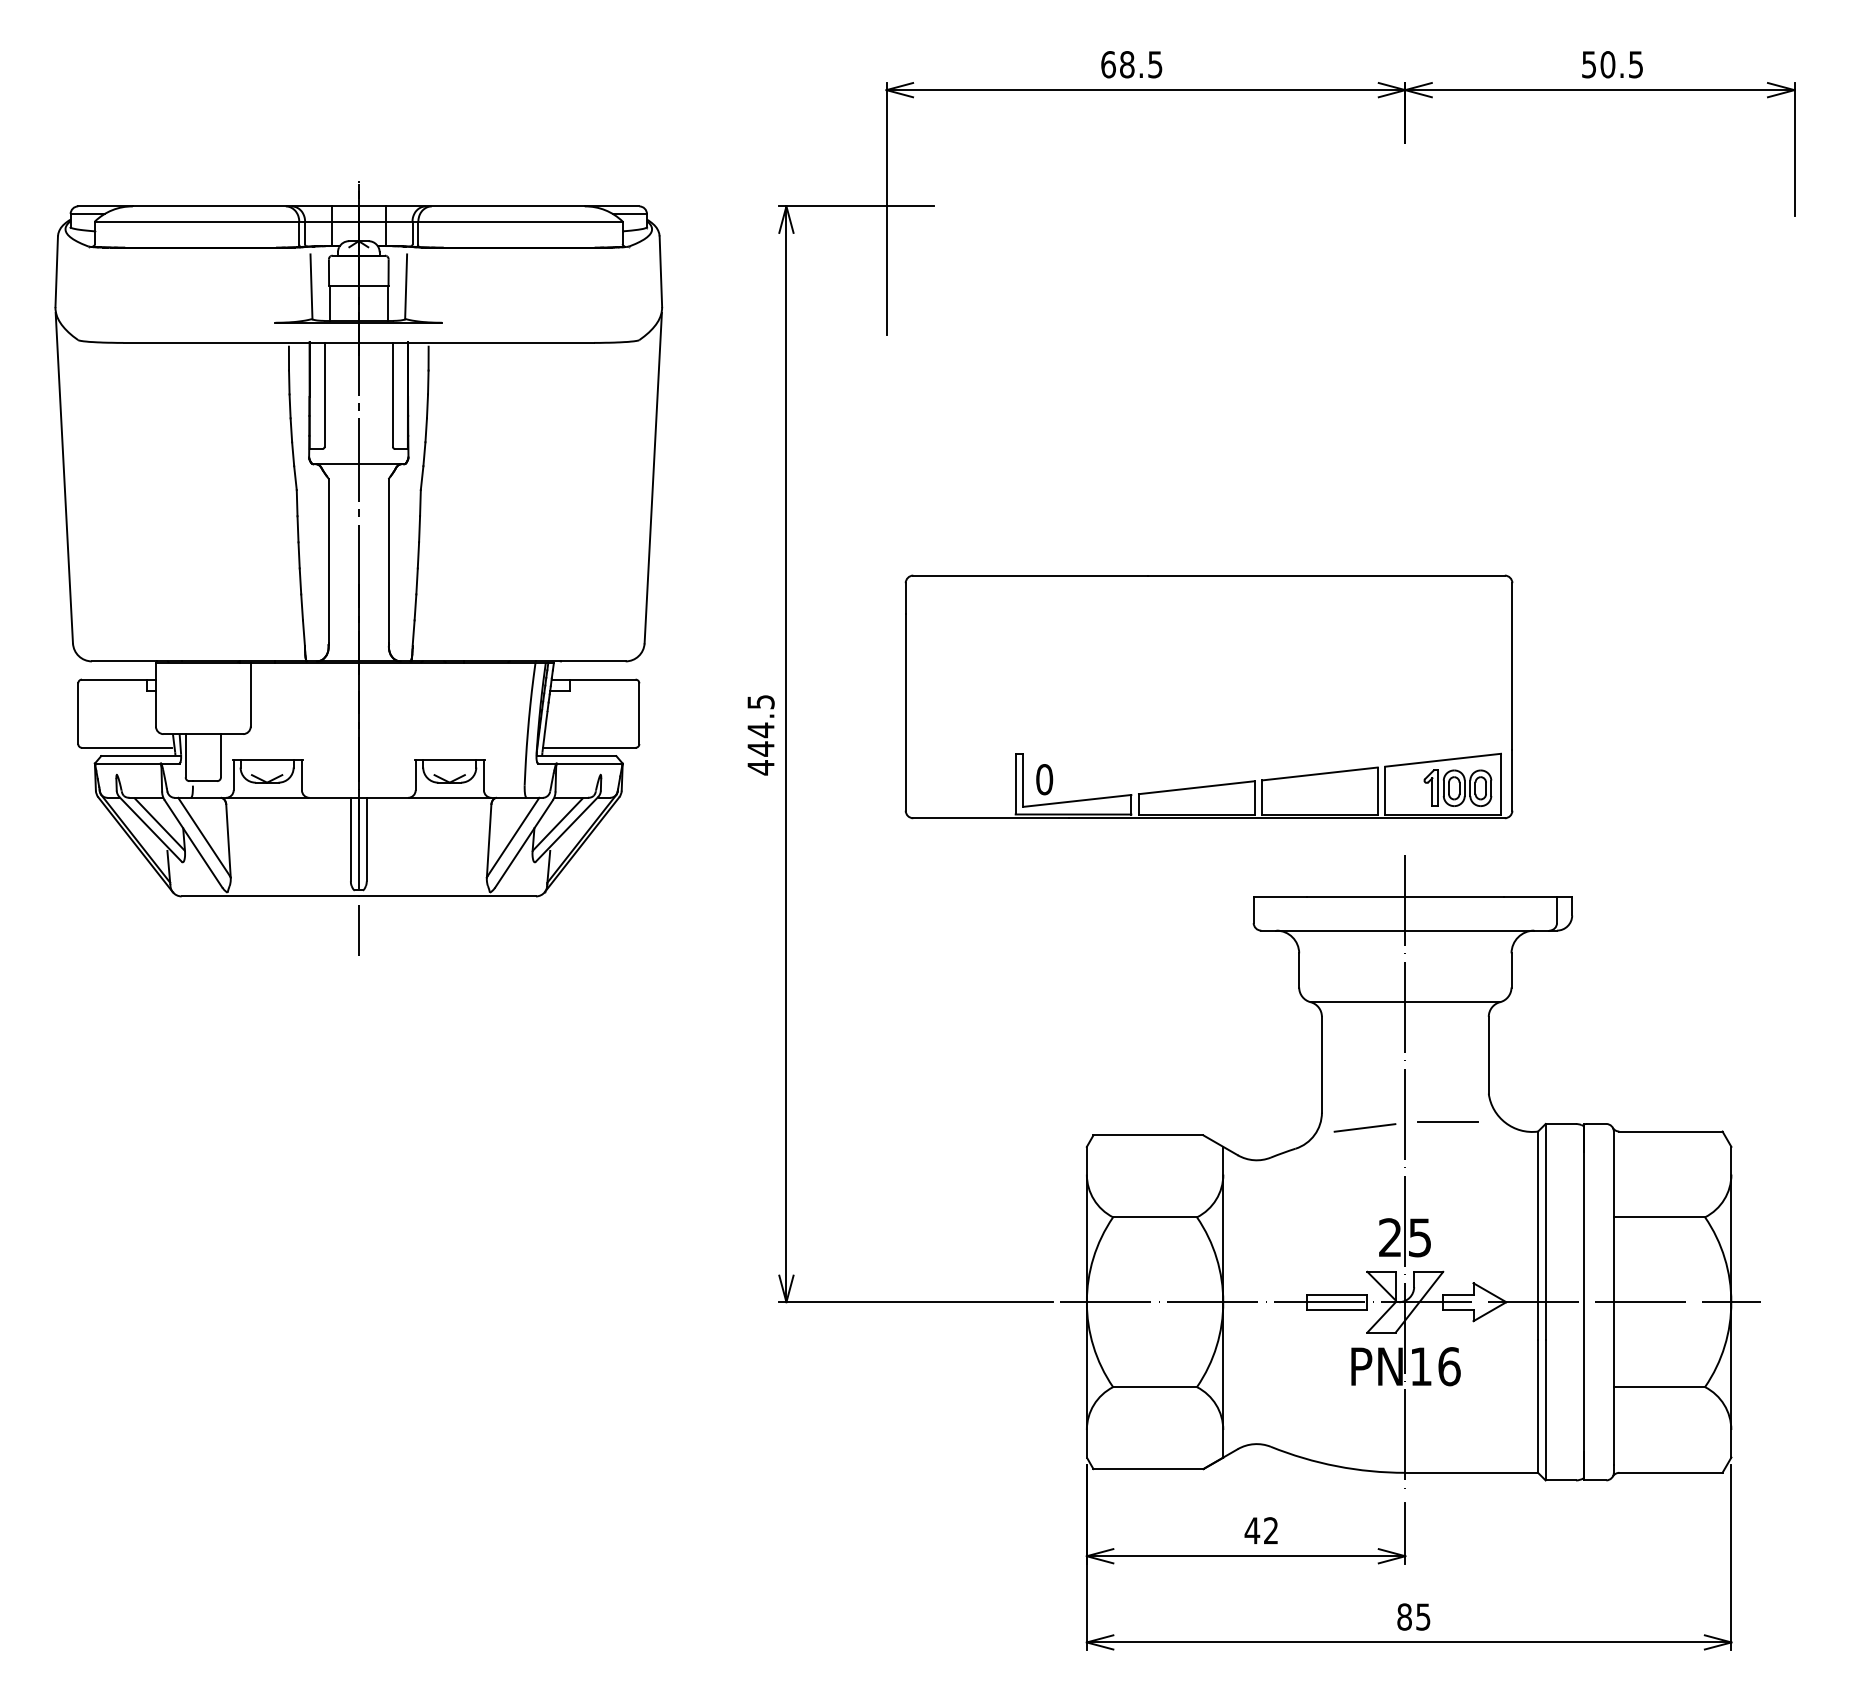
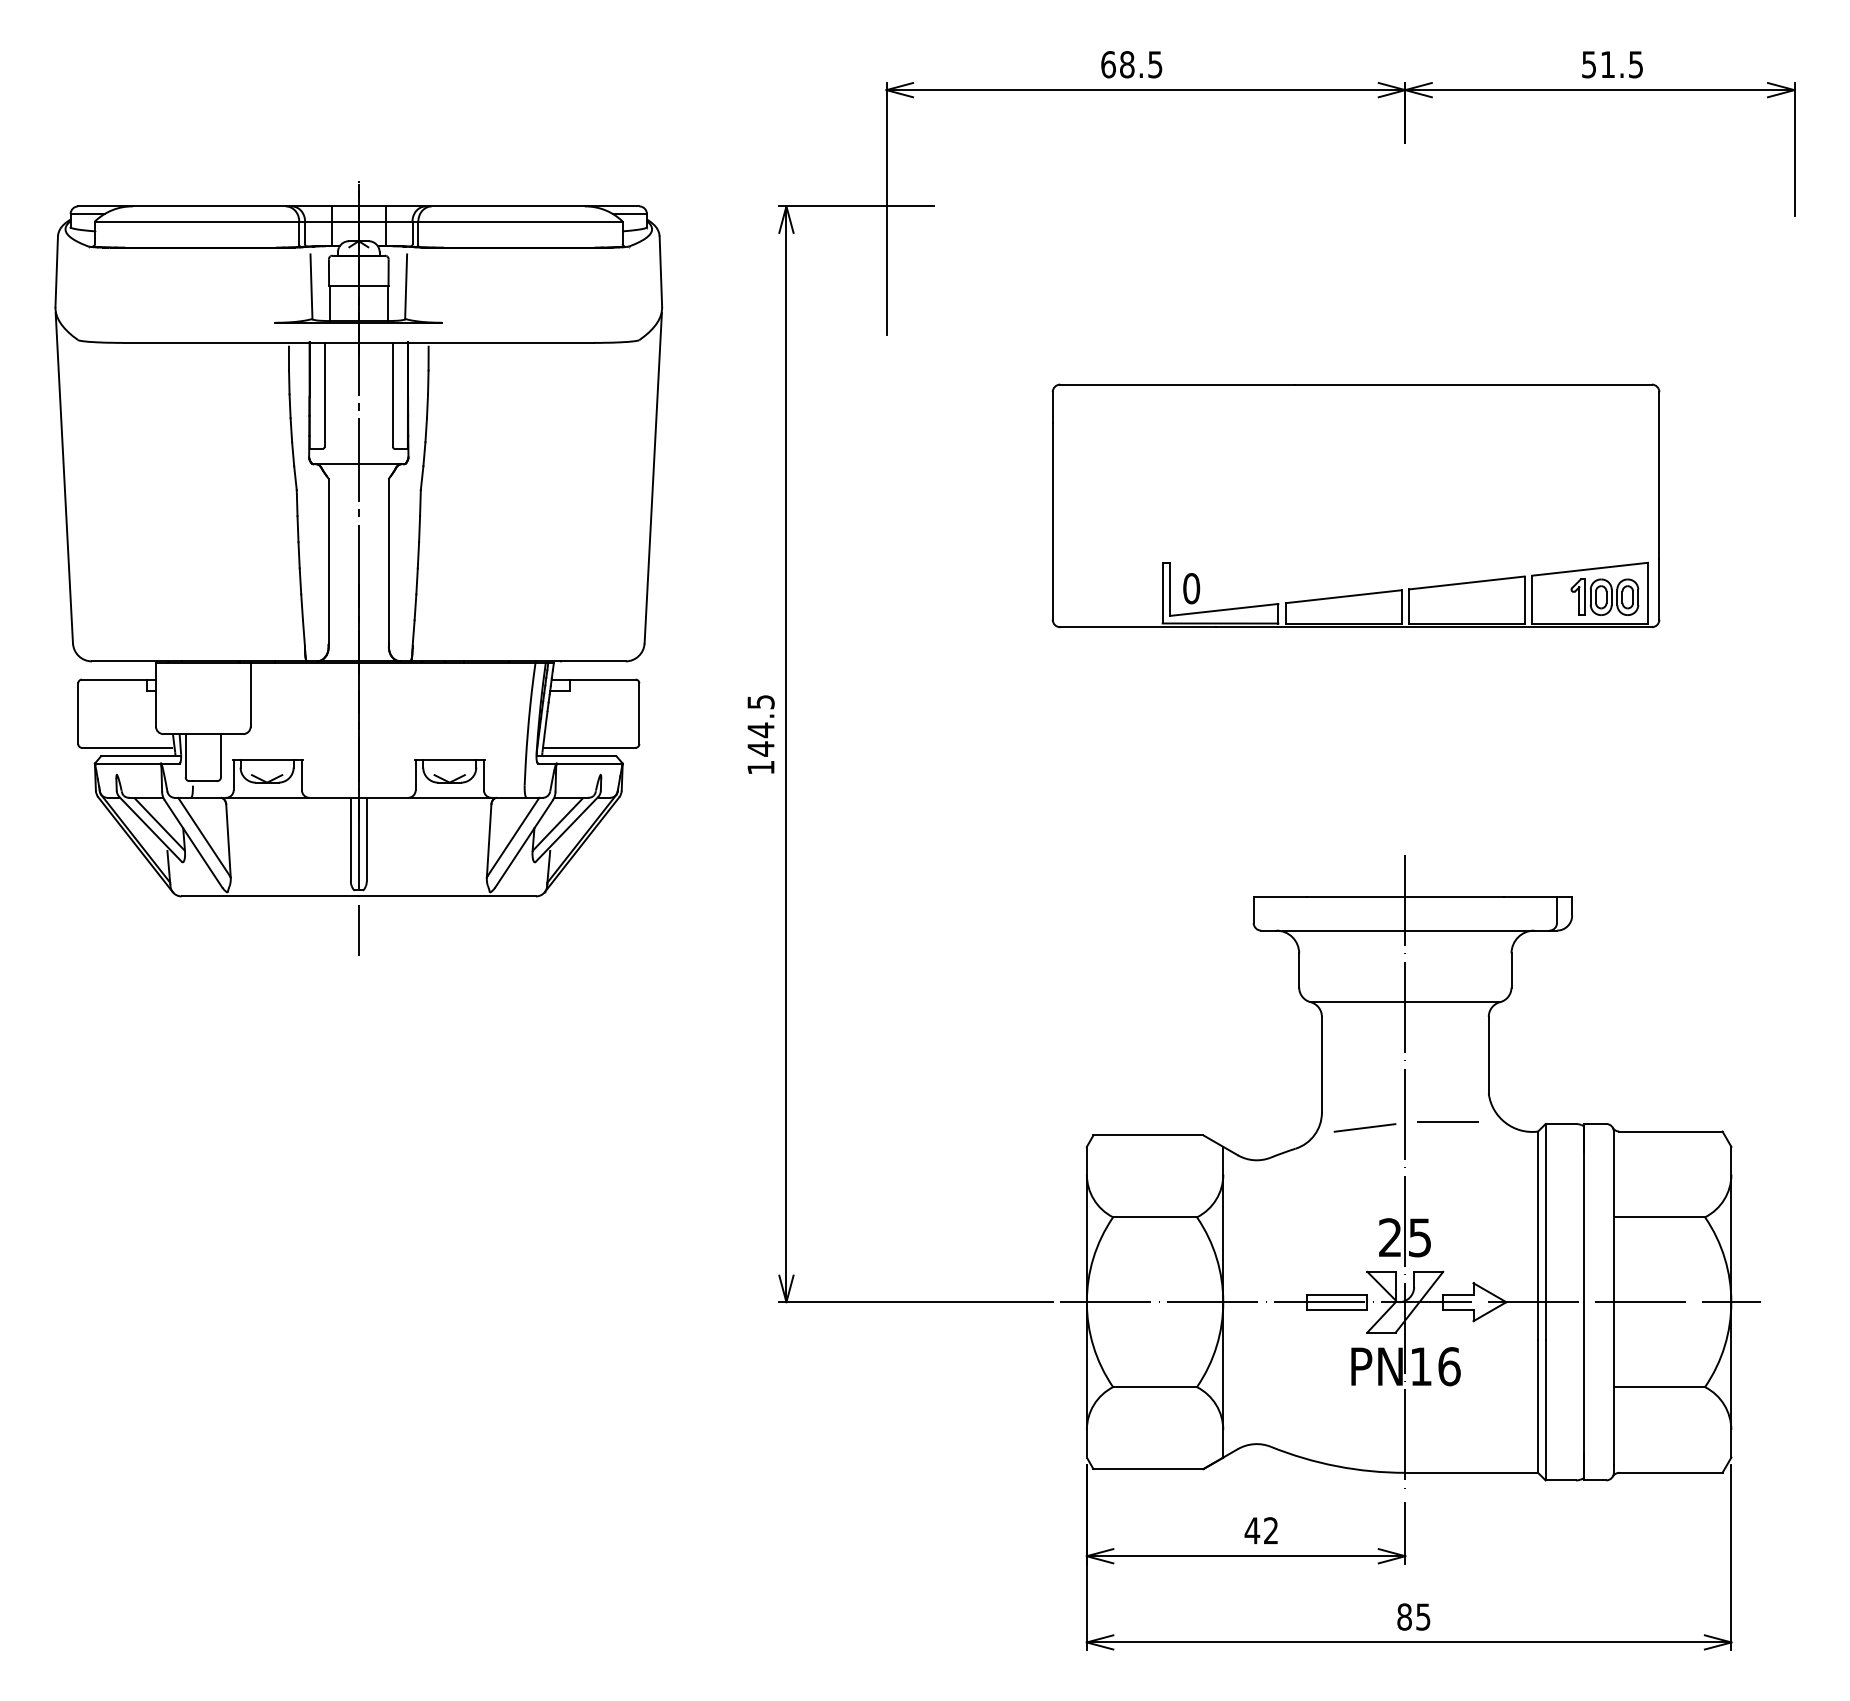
text: 50.5 -> 51.5 (1607, 64)
part position: (1208, 696) -> (1355, 505) (1355, 505)
text: 444.5 -> 144.5 (760, 767)
